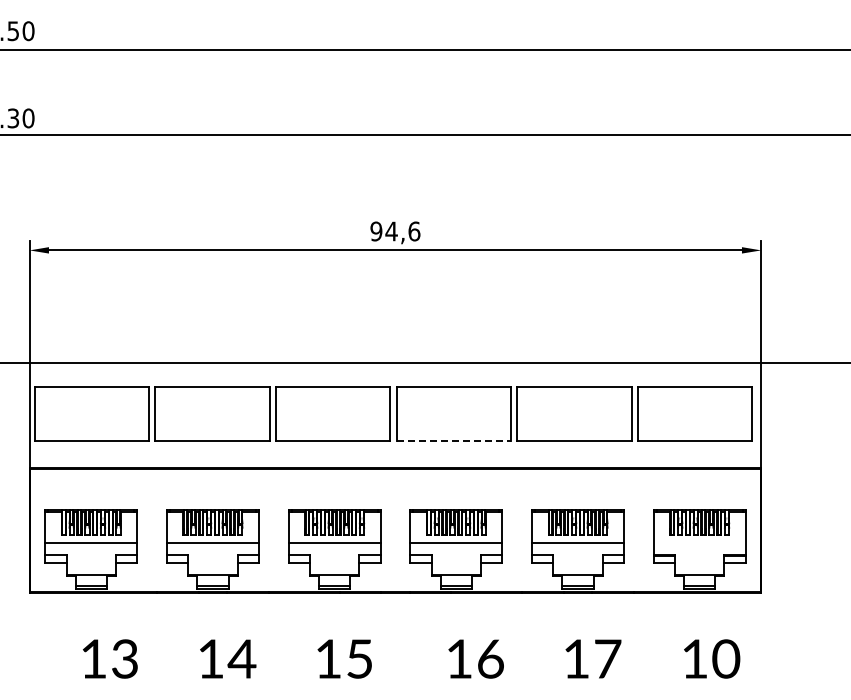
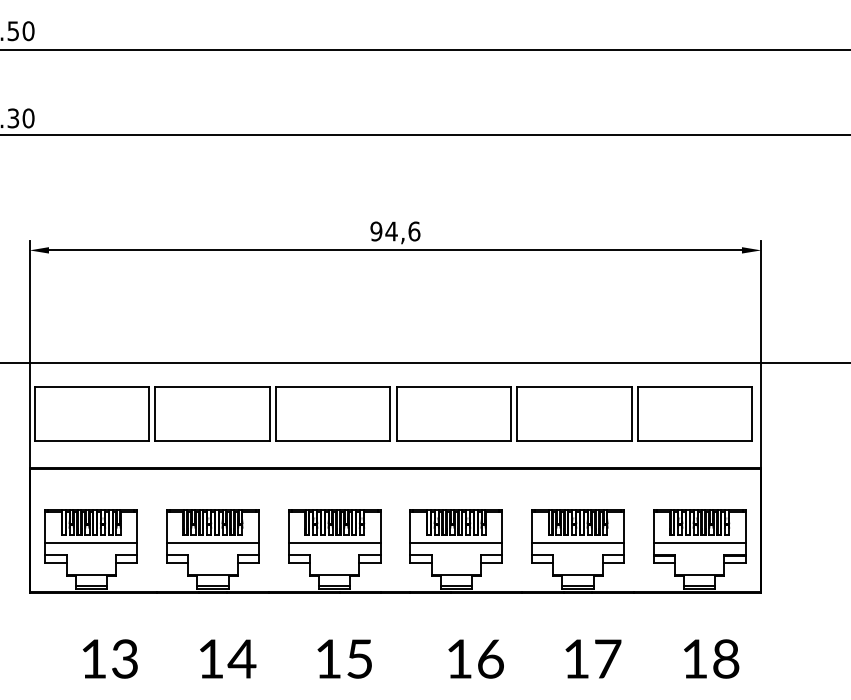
line: dashed -> solid (454, 441)
line: none -> present (699, 542)
text: 10 -> 18 (726, 659)
